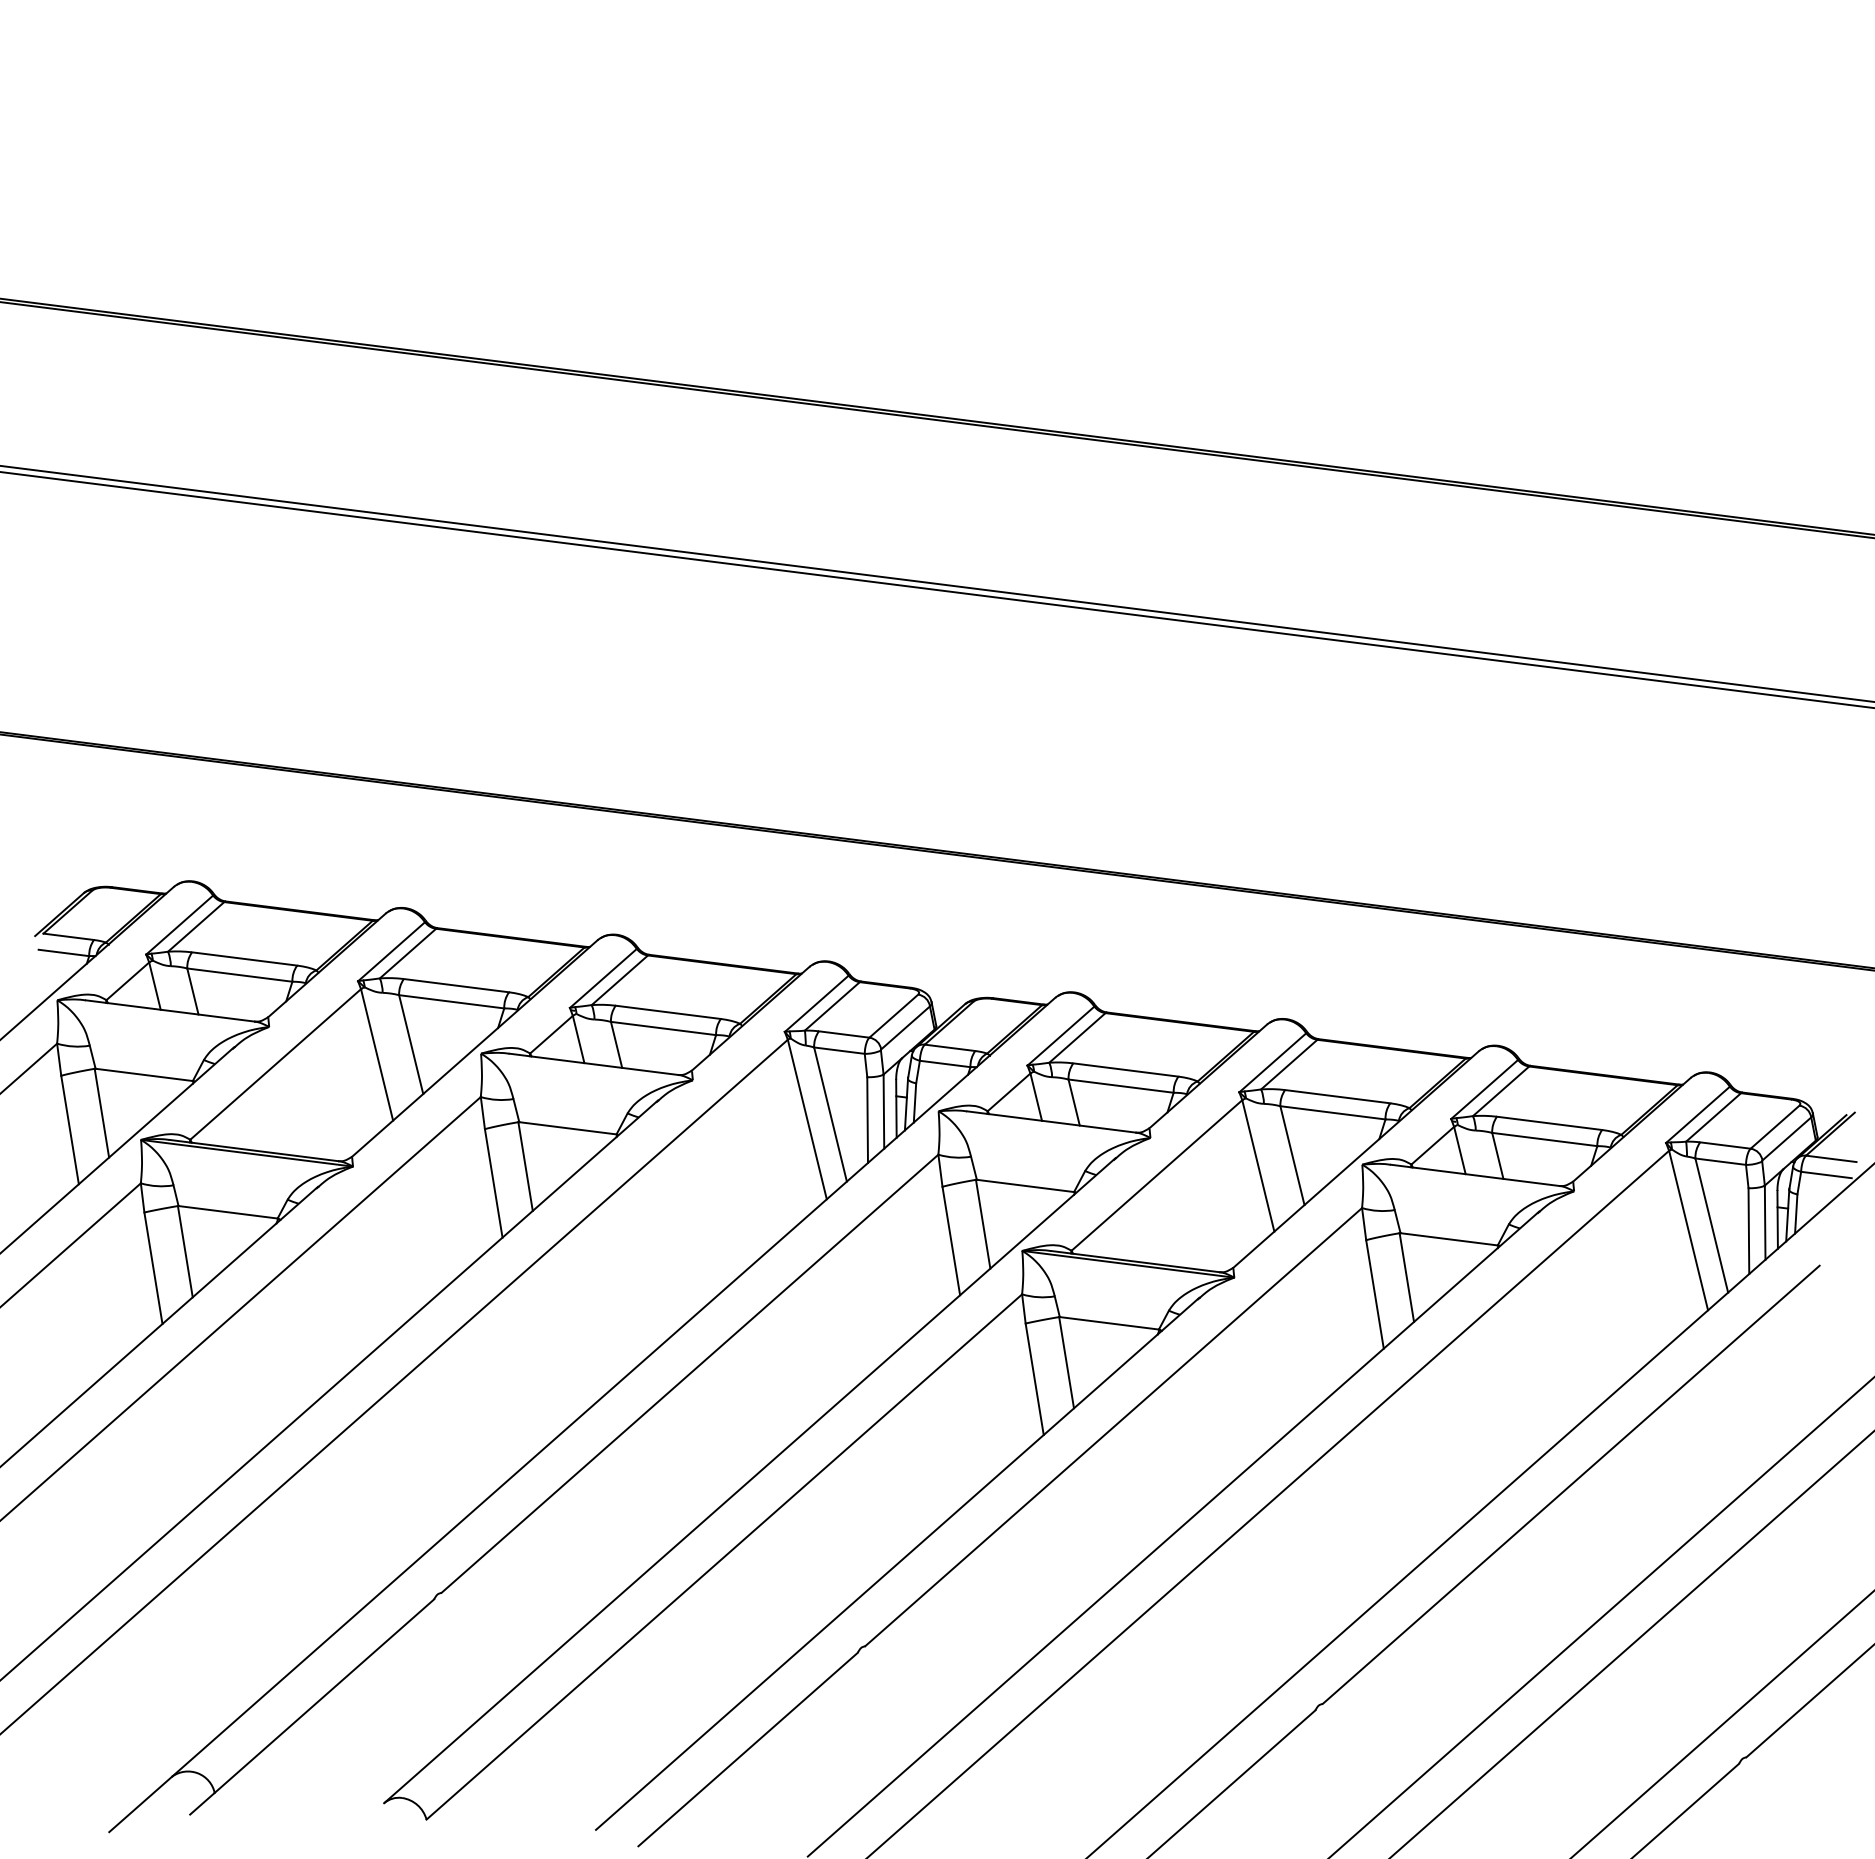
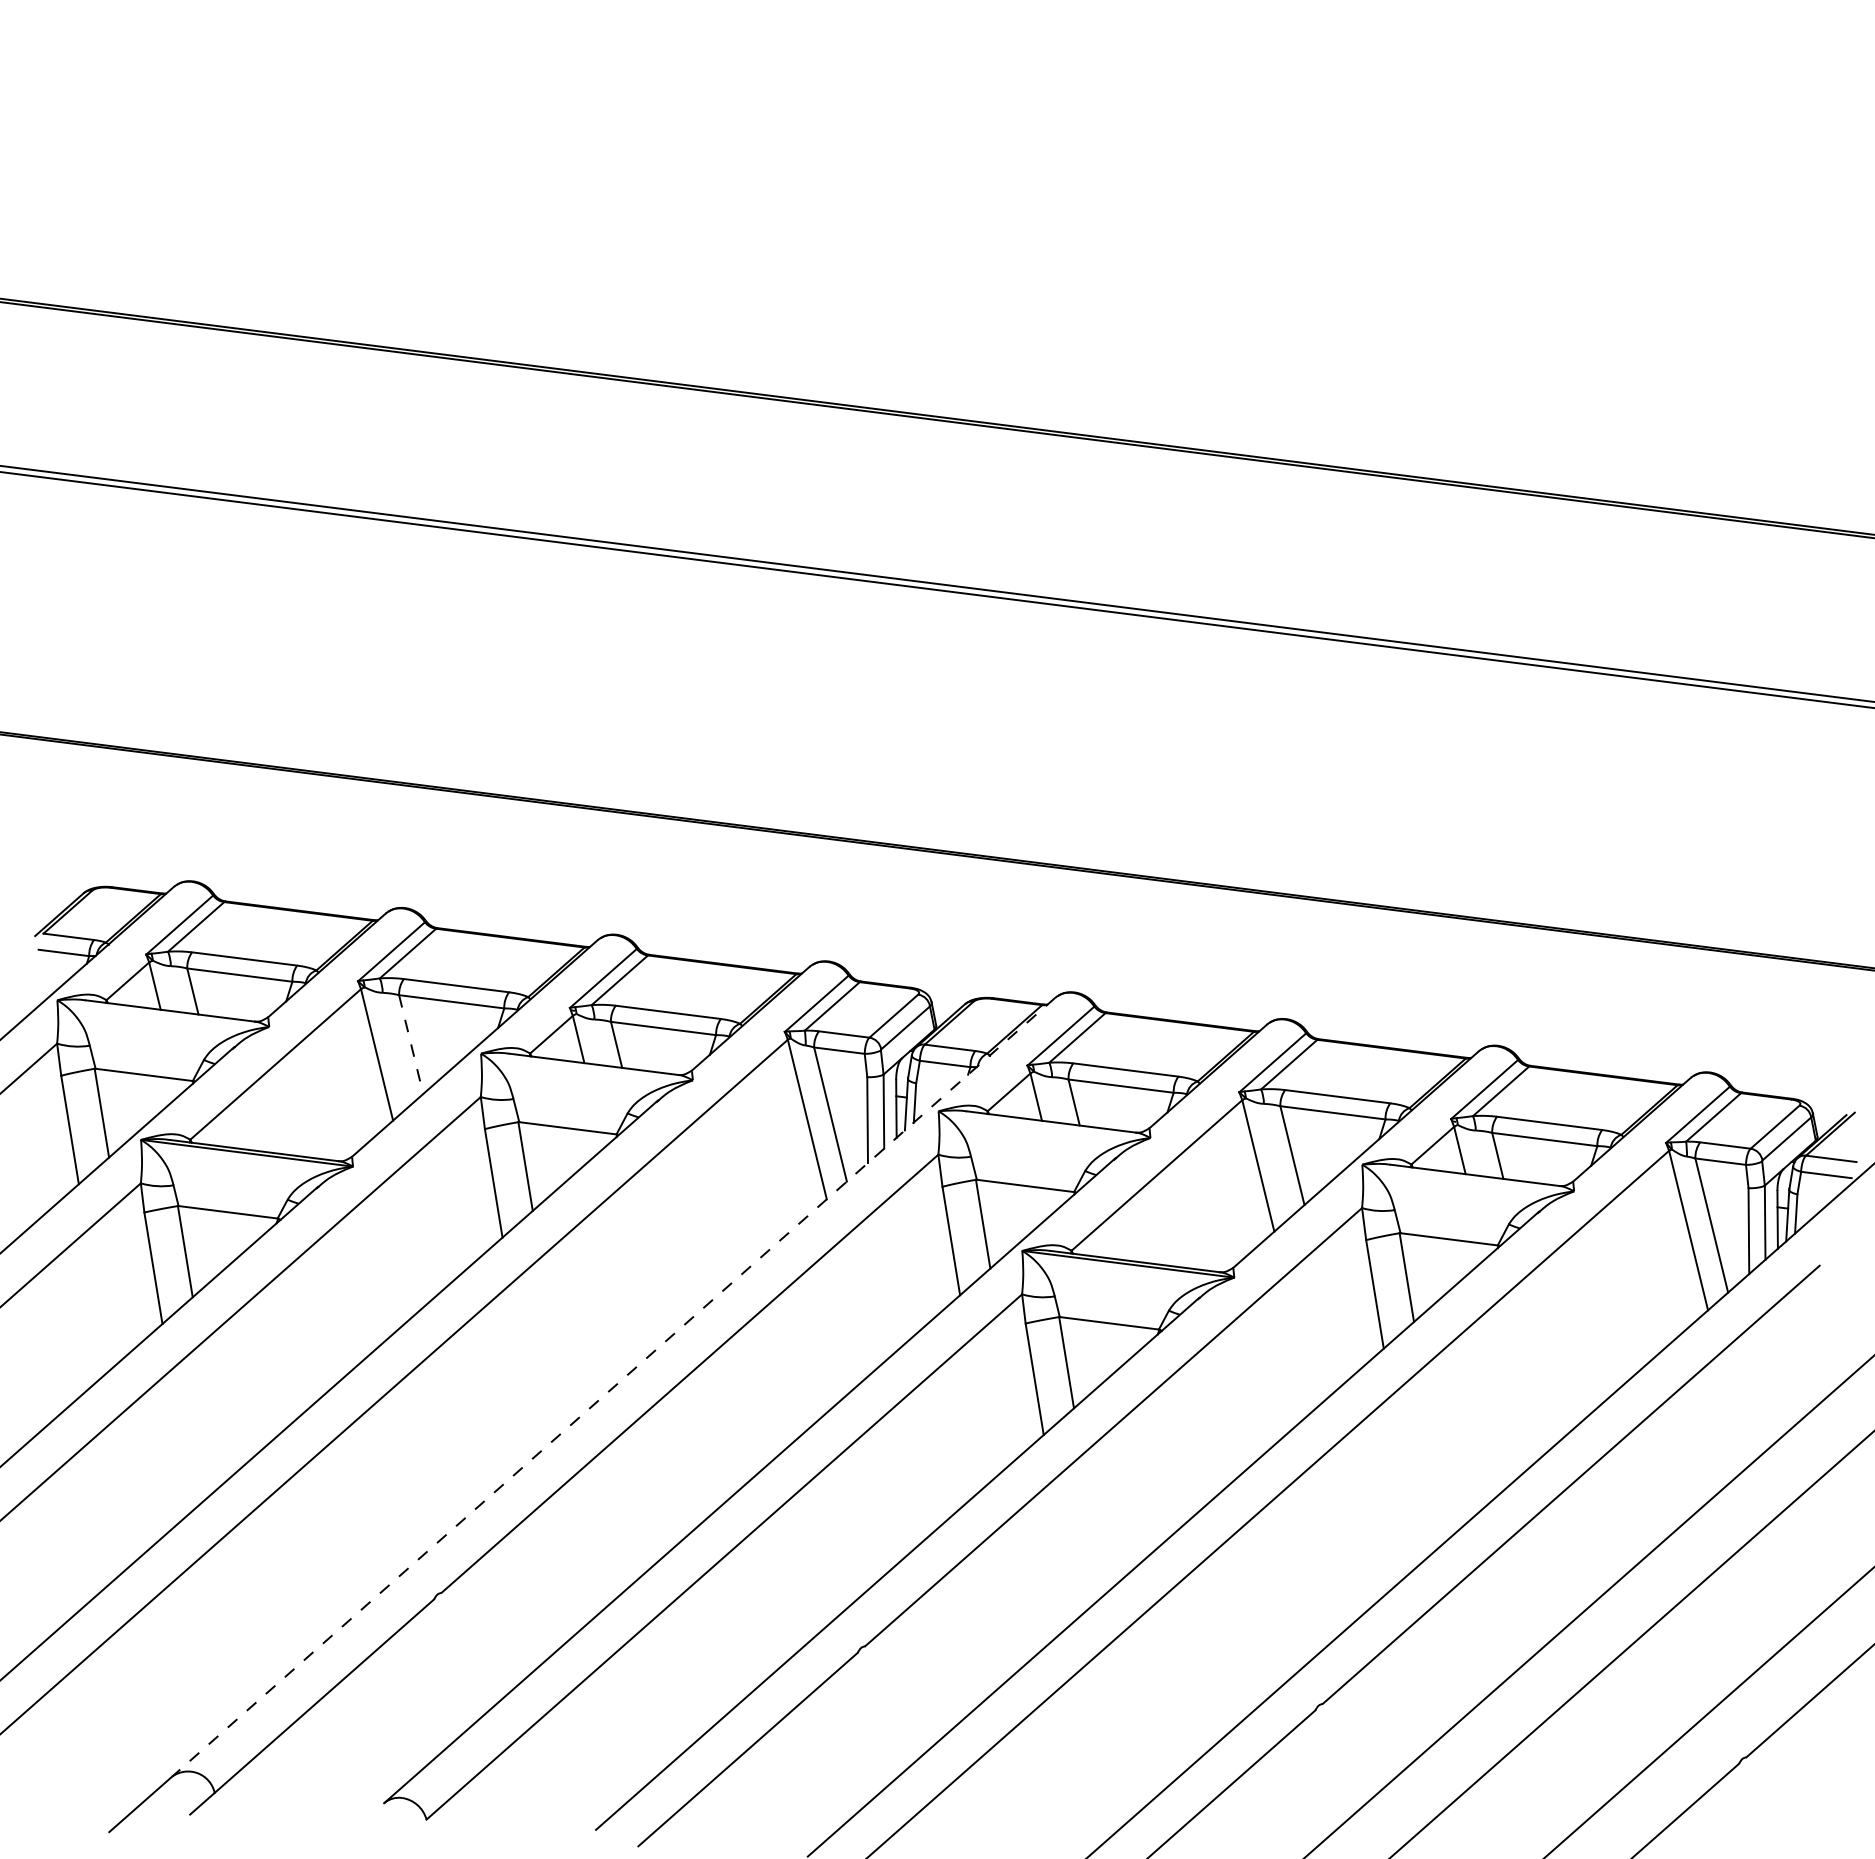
line: solid -> dashed (411, 1044)
line: solid -> dashed (613, 1387)
line position: (1601, 1617) -> (1588, 1606) (1588, 1606)
line position: (1722, 1723) -> (1709, 1712) (1709, 1712)
